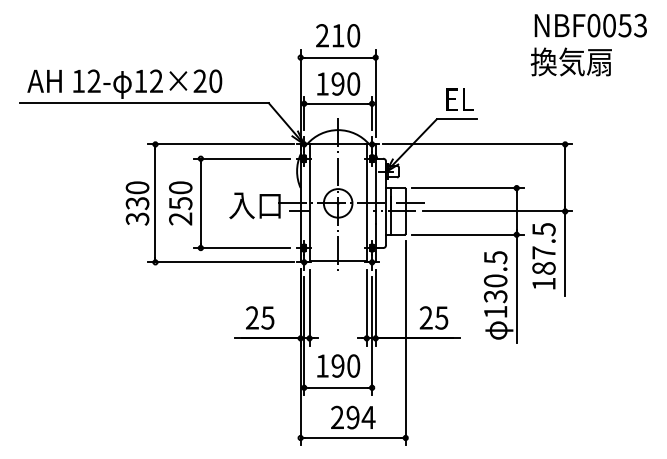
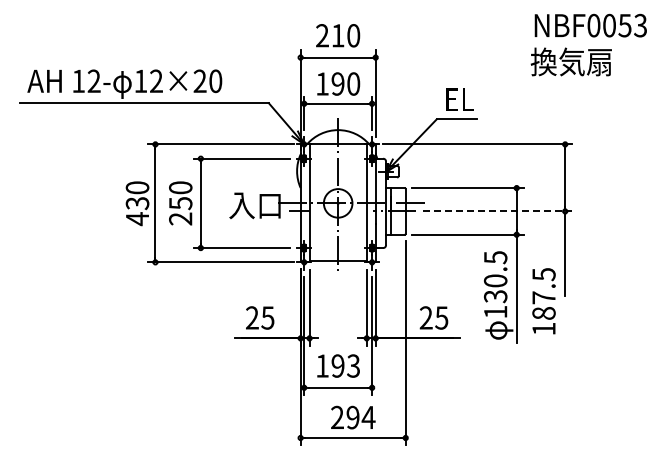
line: solid -> dashed (497, 211)
text: 330 -> 430 (137, 219)
text position: (543, 256) -> (543, 301) (543, 301)
text: 190 -> 193 (353, 365)
